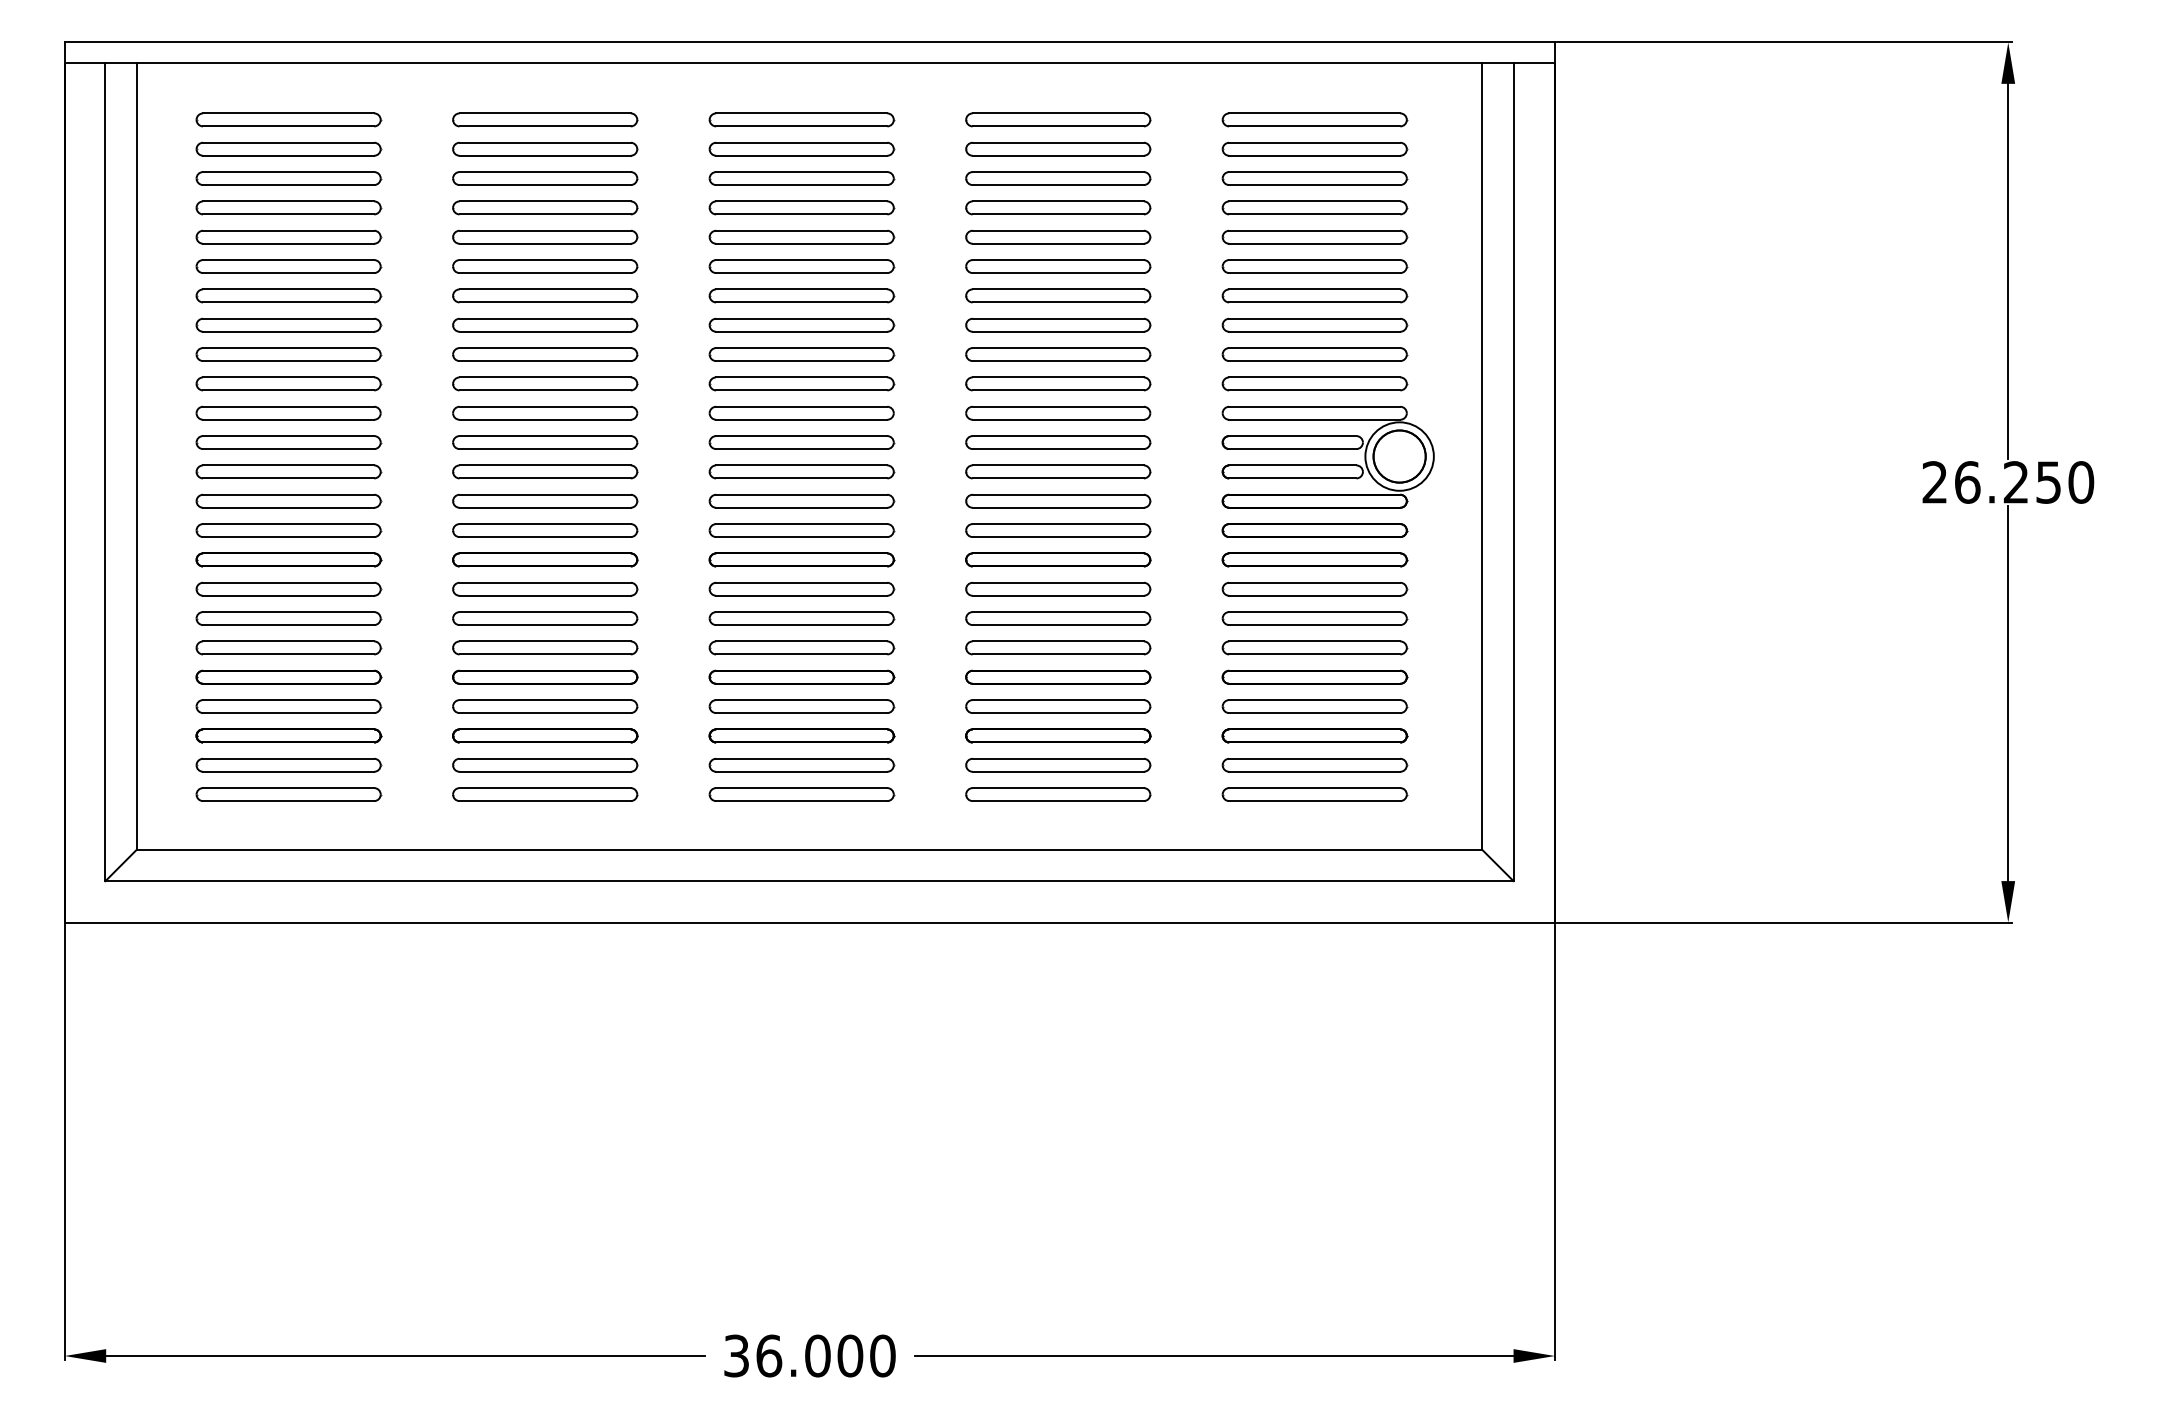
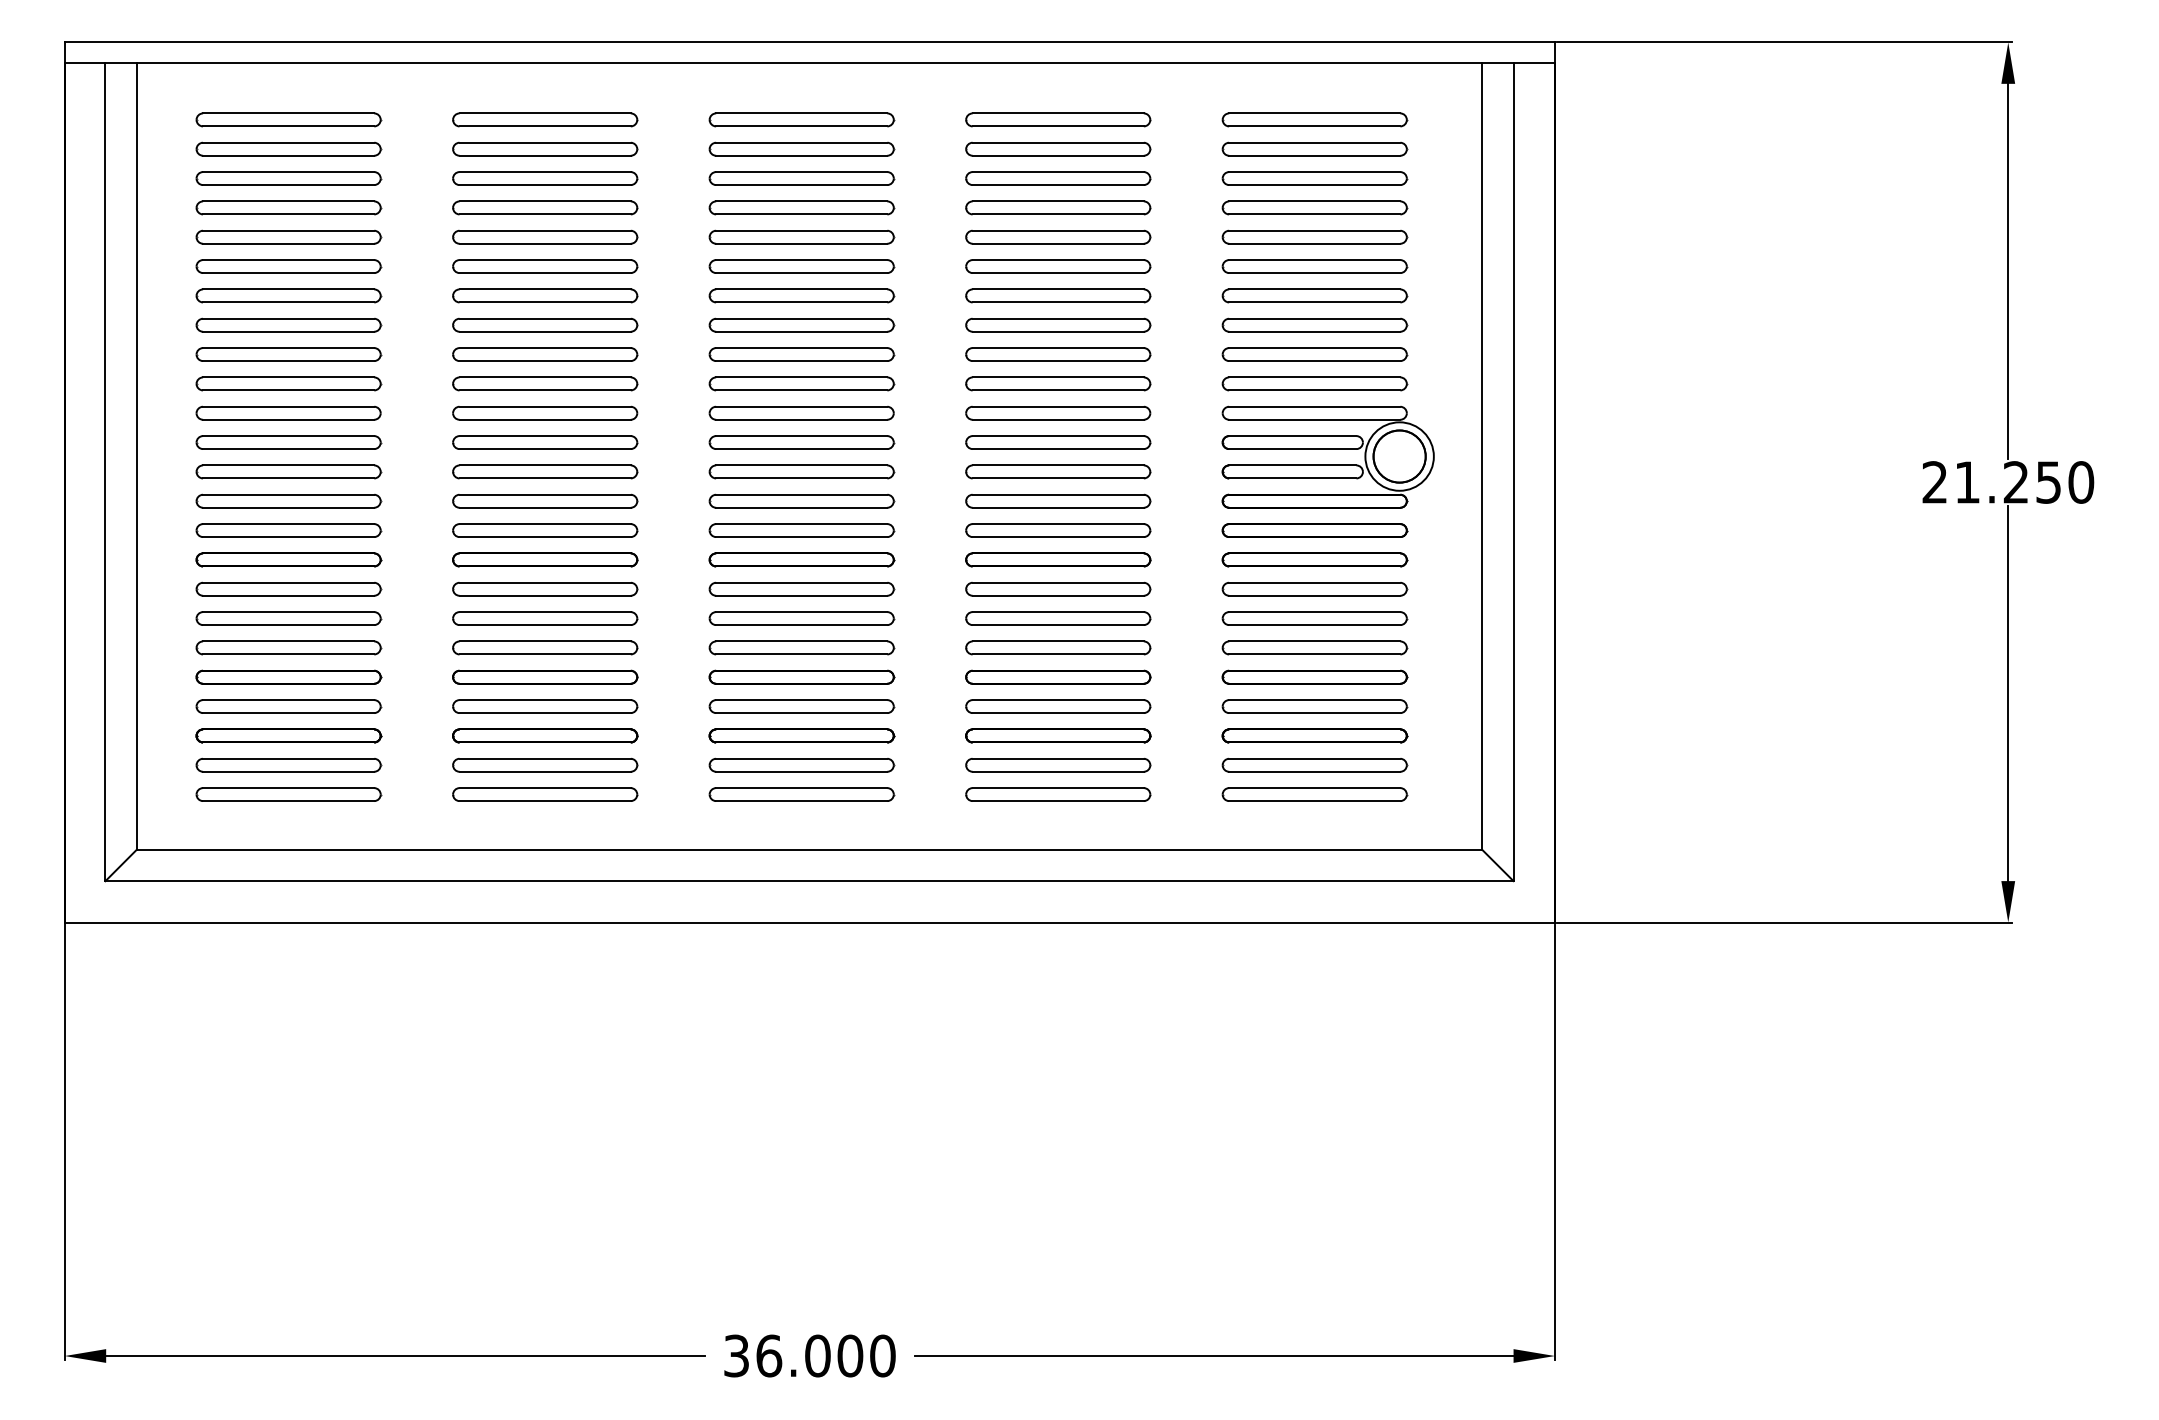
text: 26.250 -> 21.250 (1967, 482)
